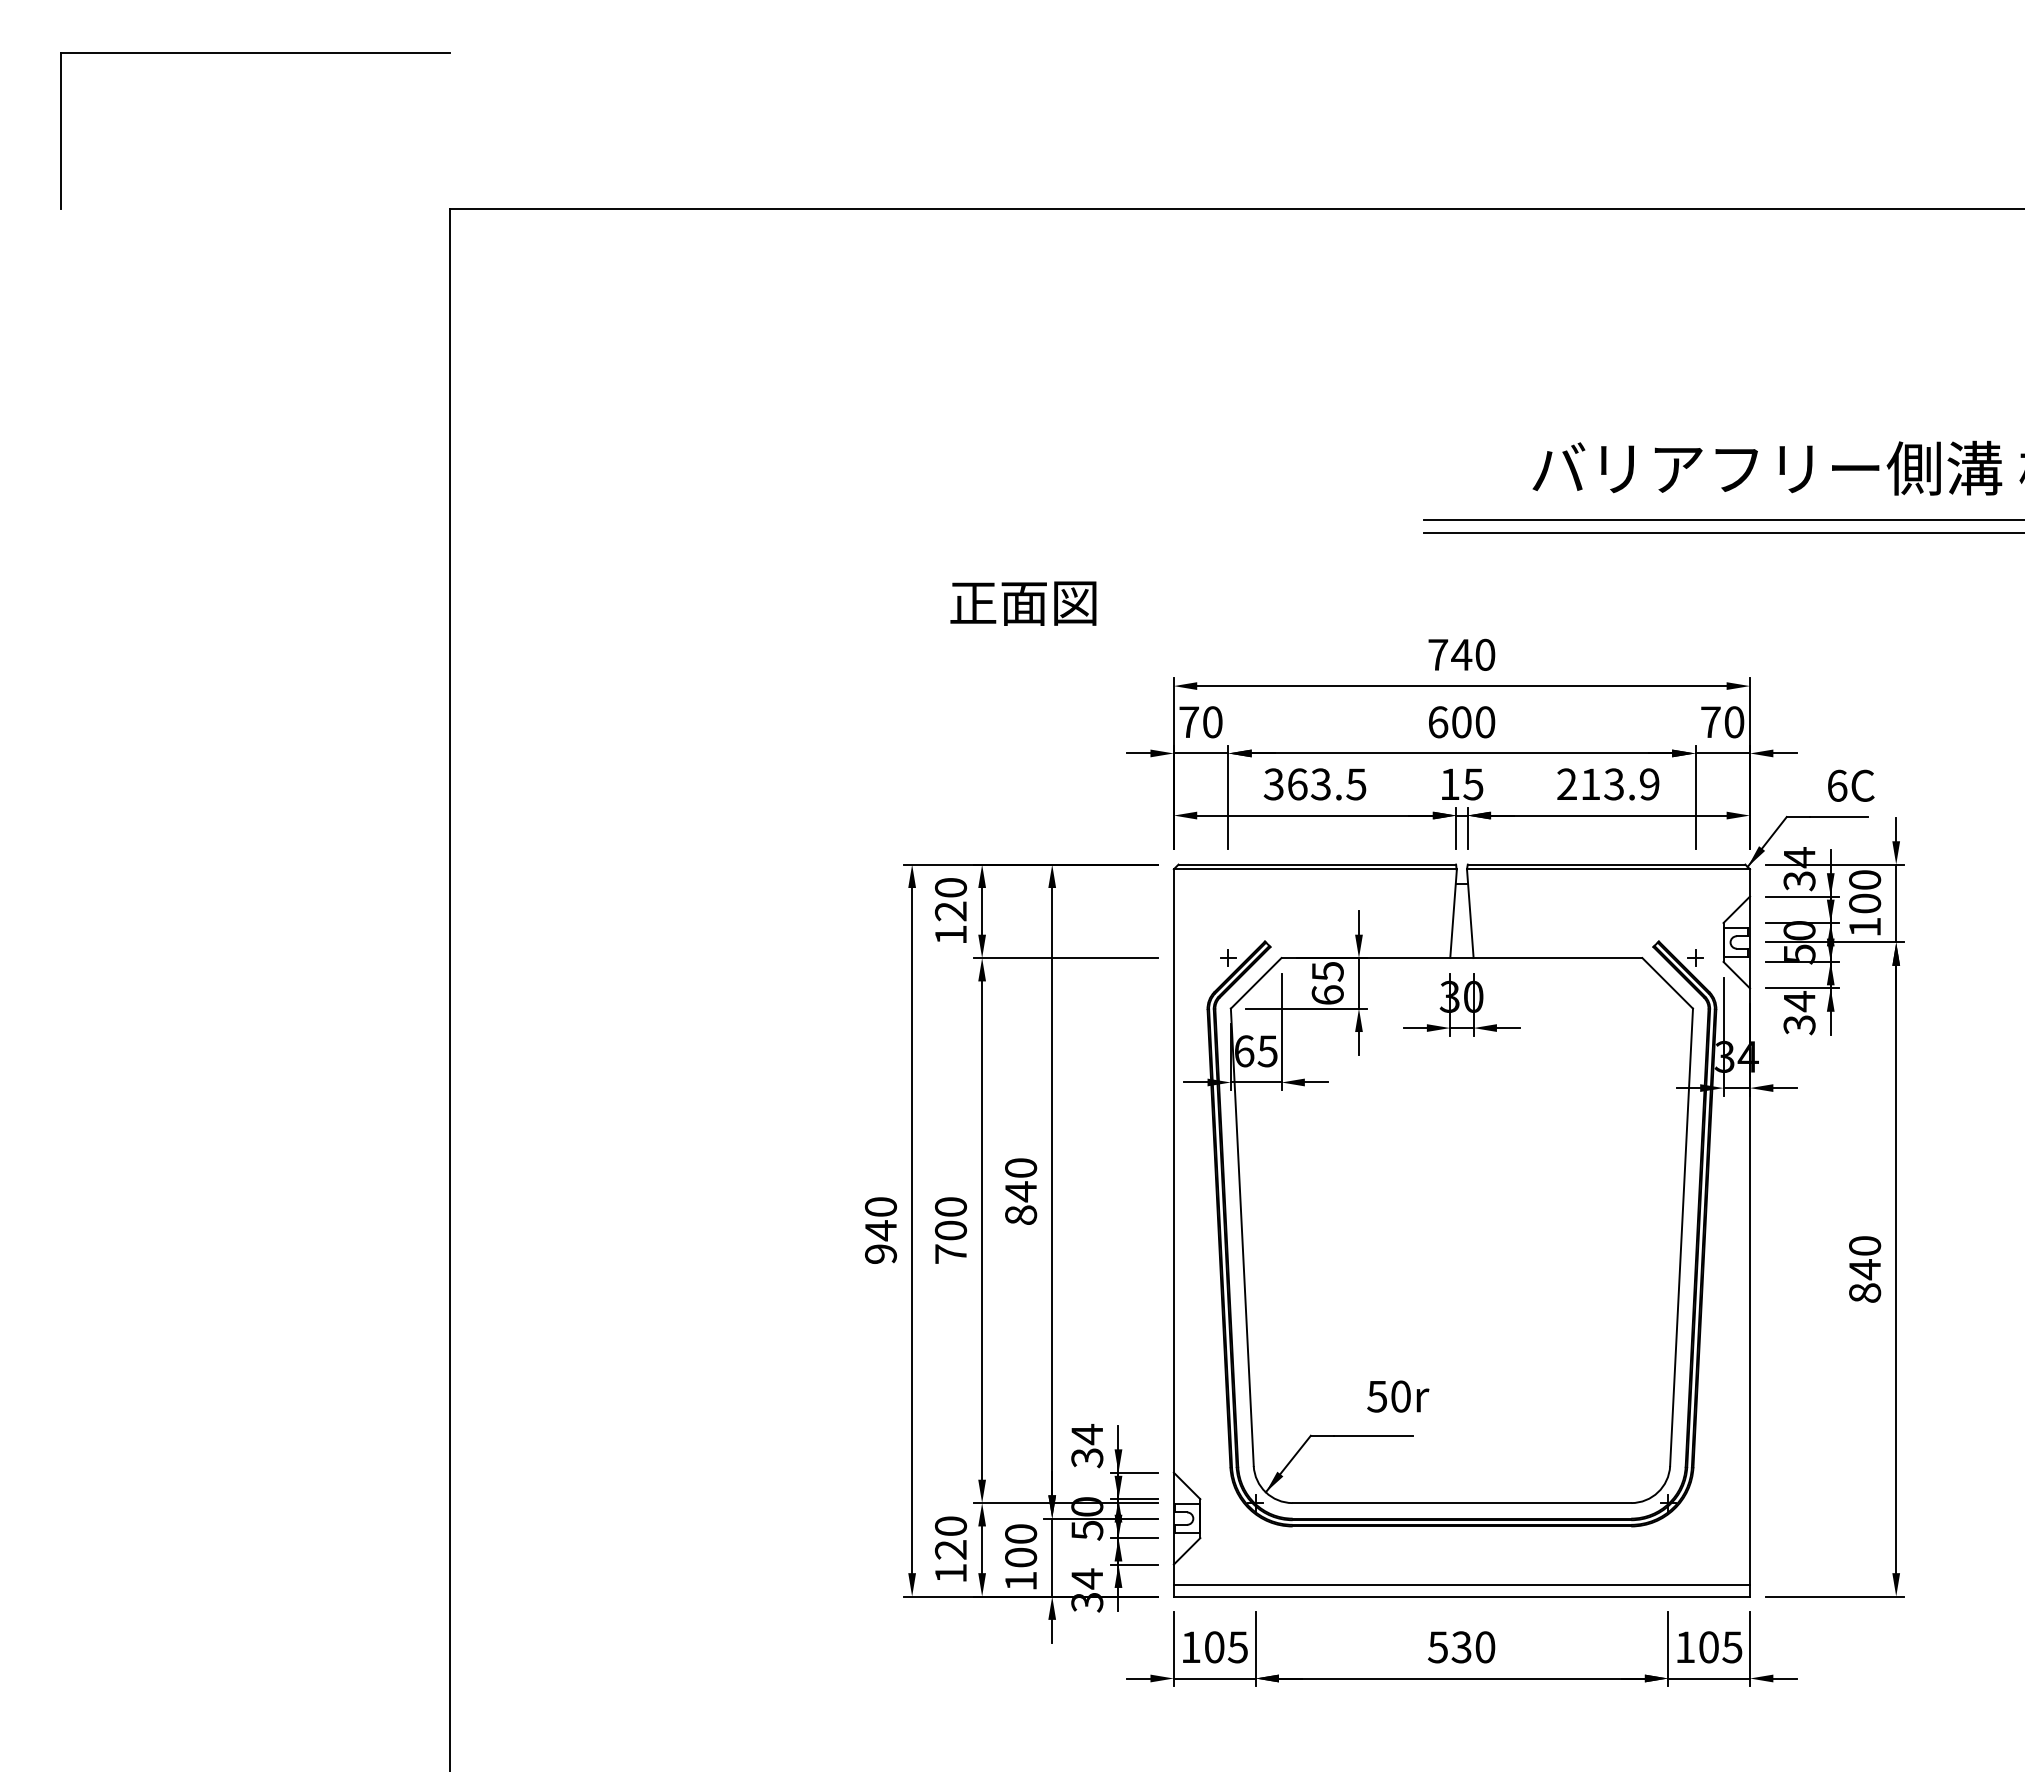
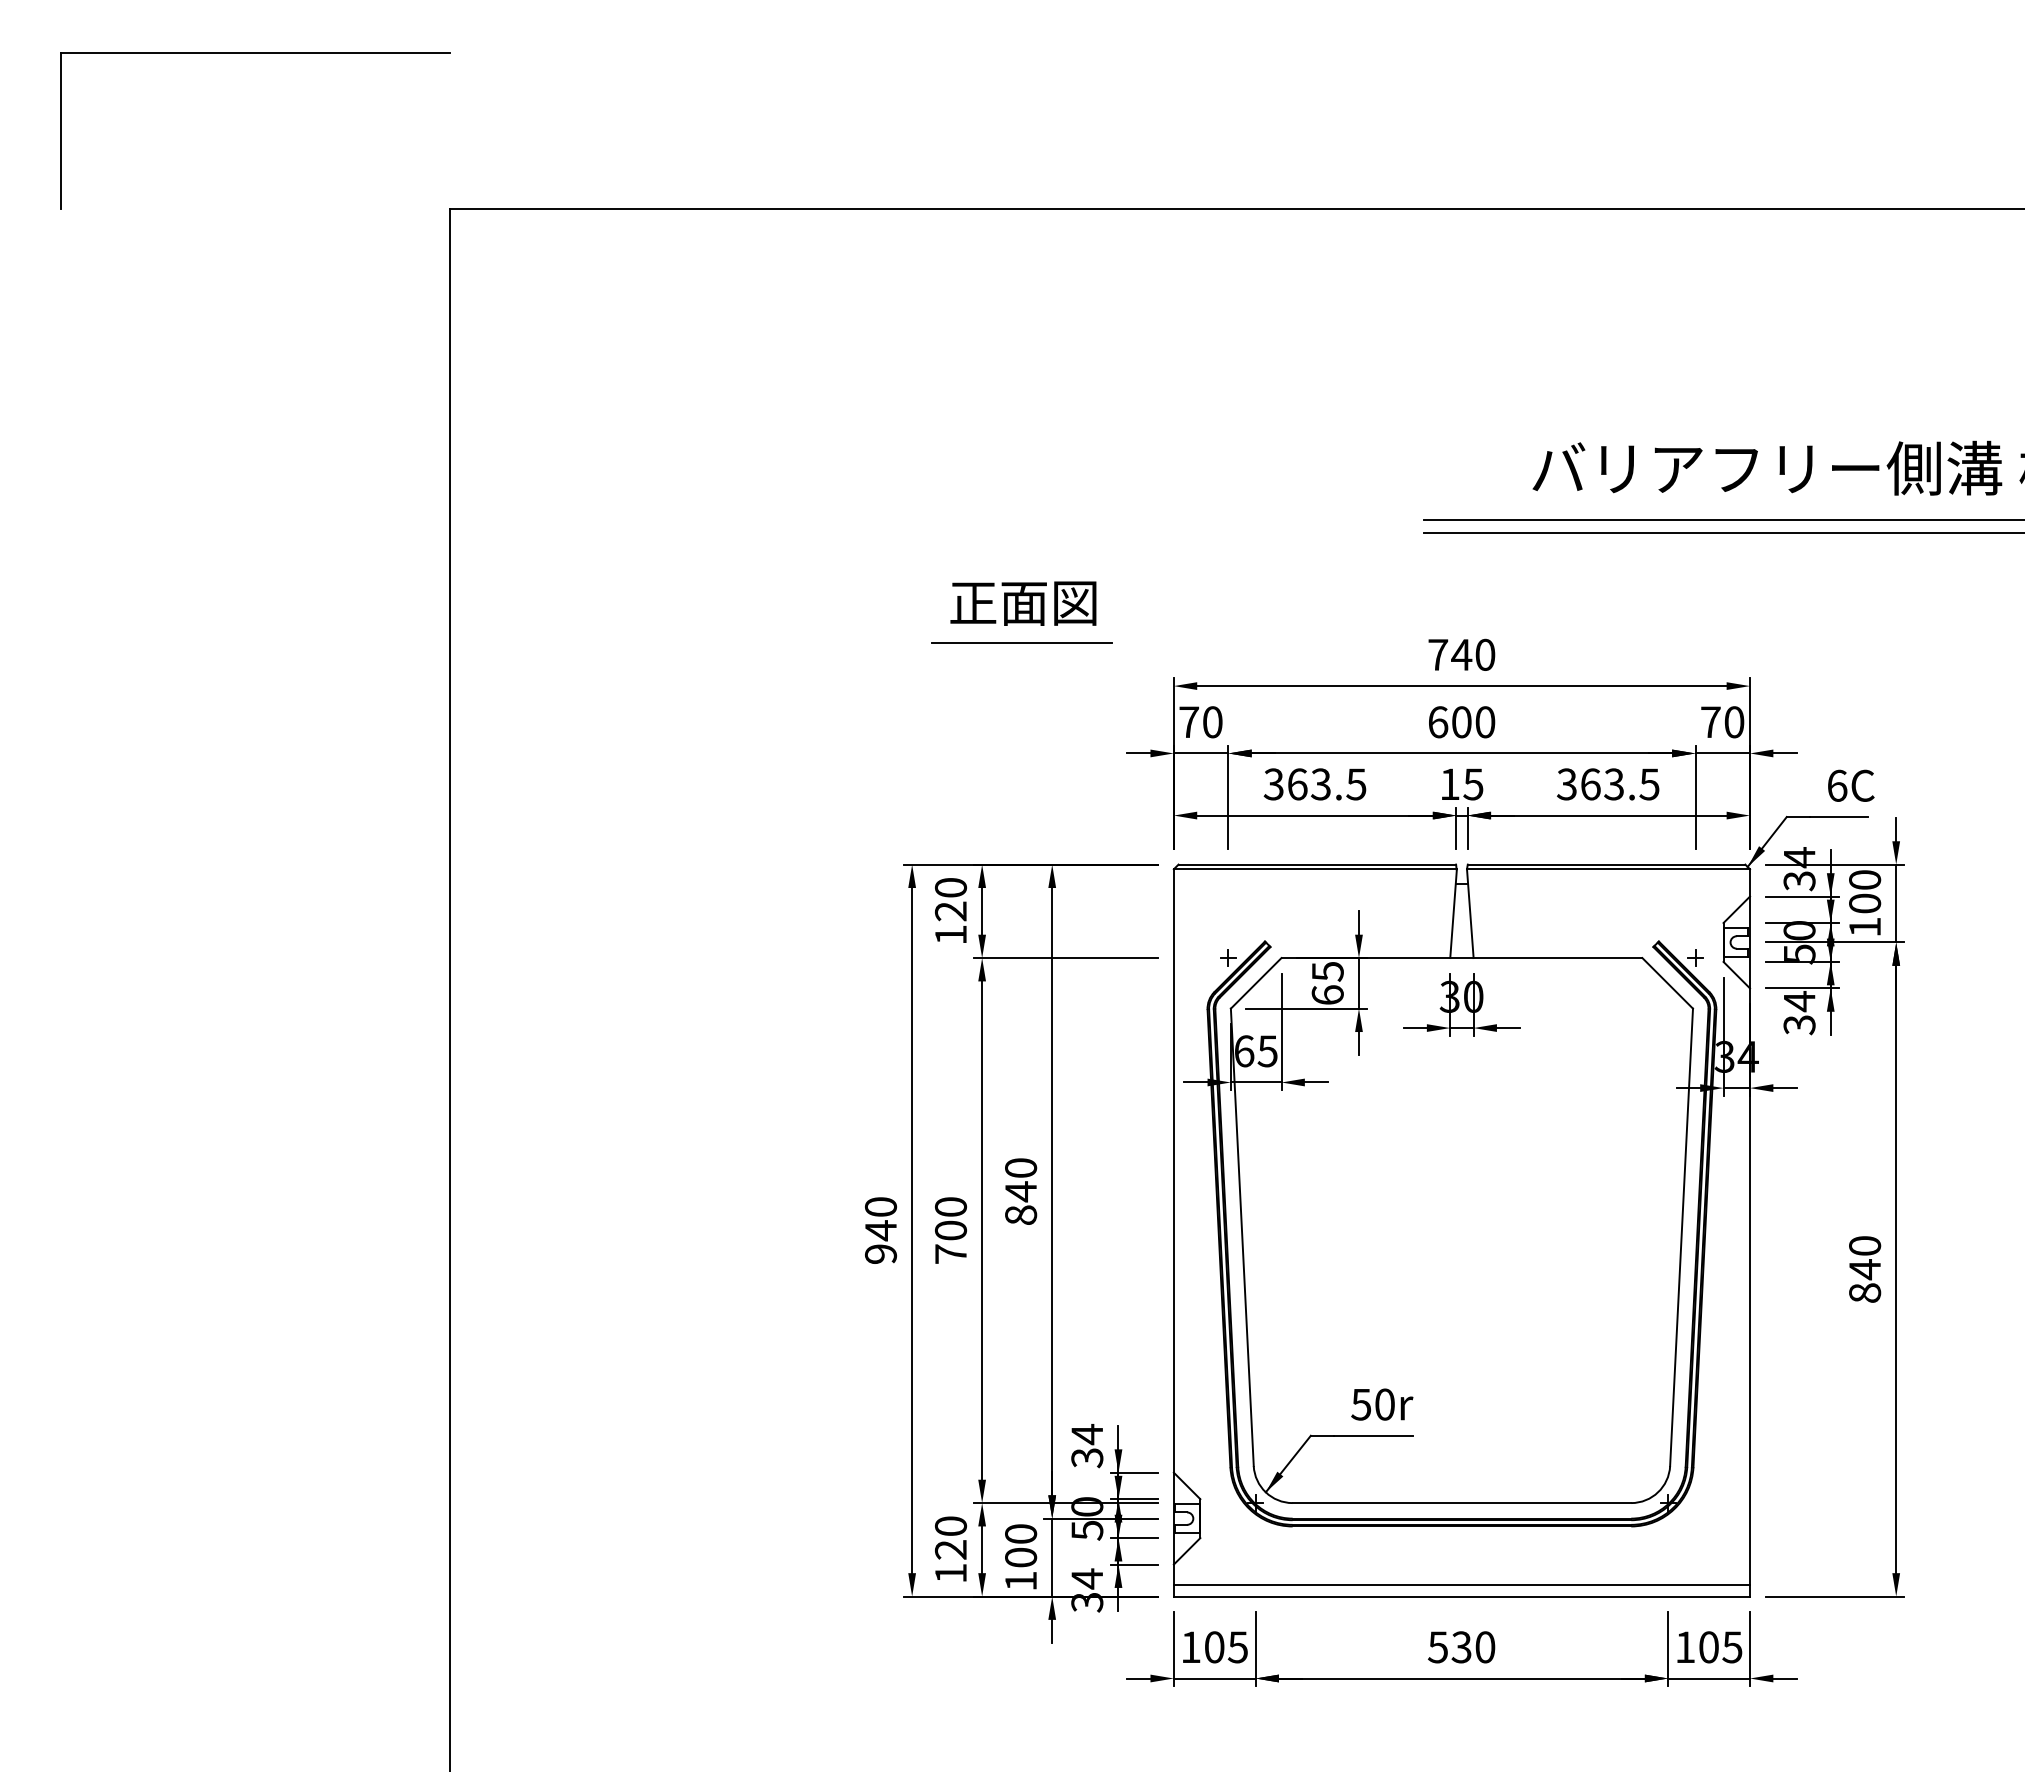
line: none -> present (1022, 643)
text: 213.9 -> 363.5 (1608, 784)
text position: (1398, 1396) -> (1382, 1404) (1382, 1404)
